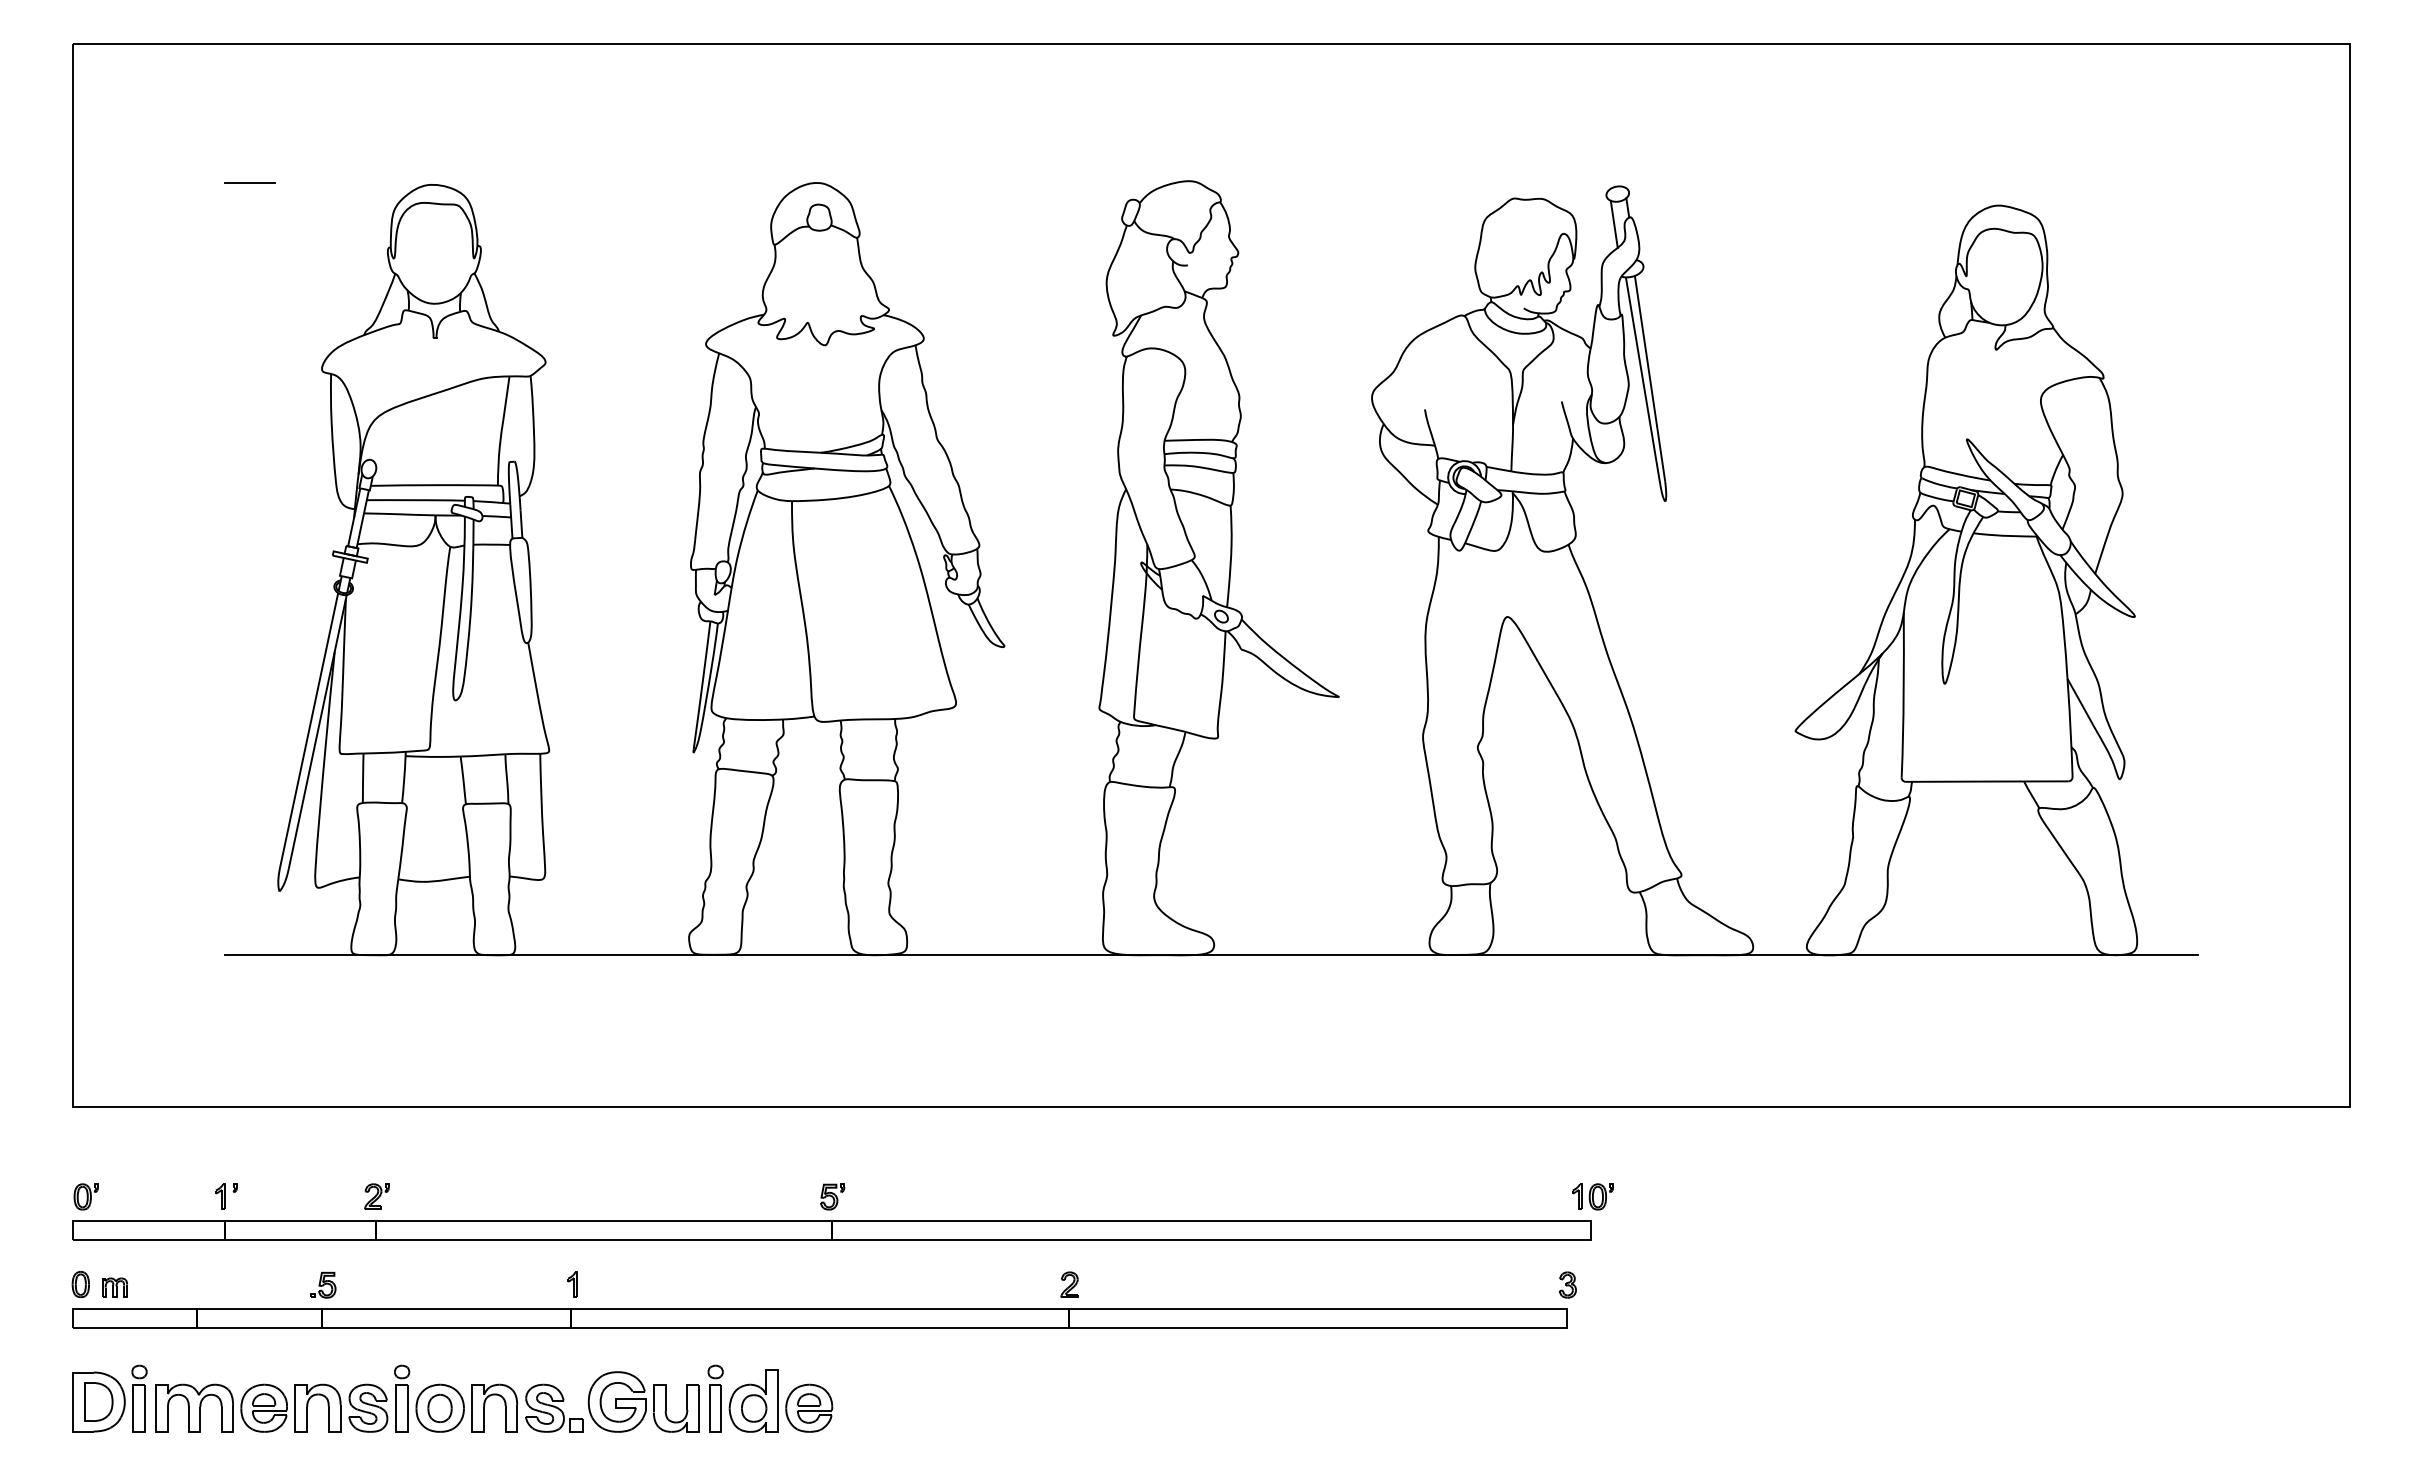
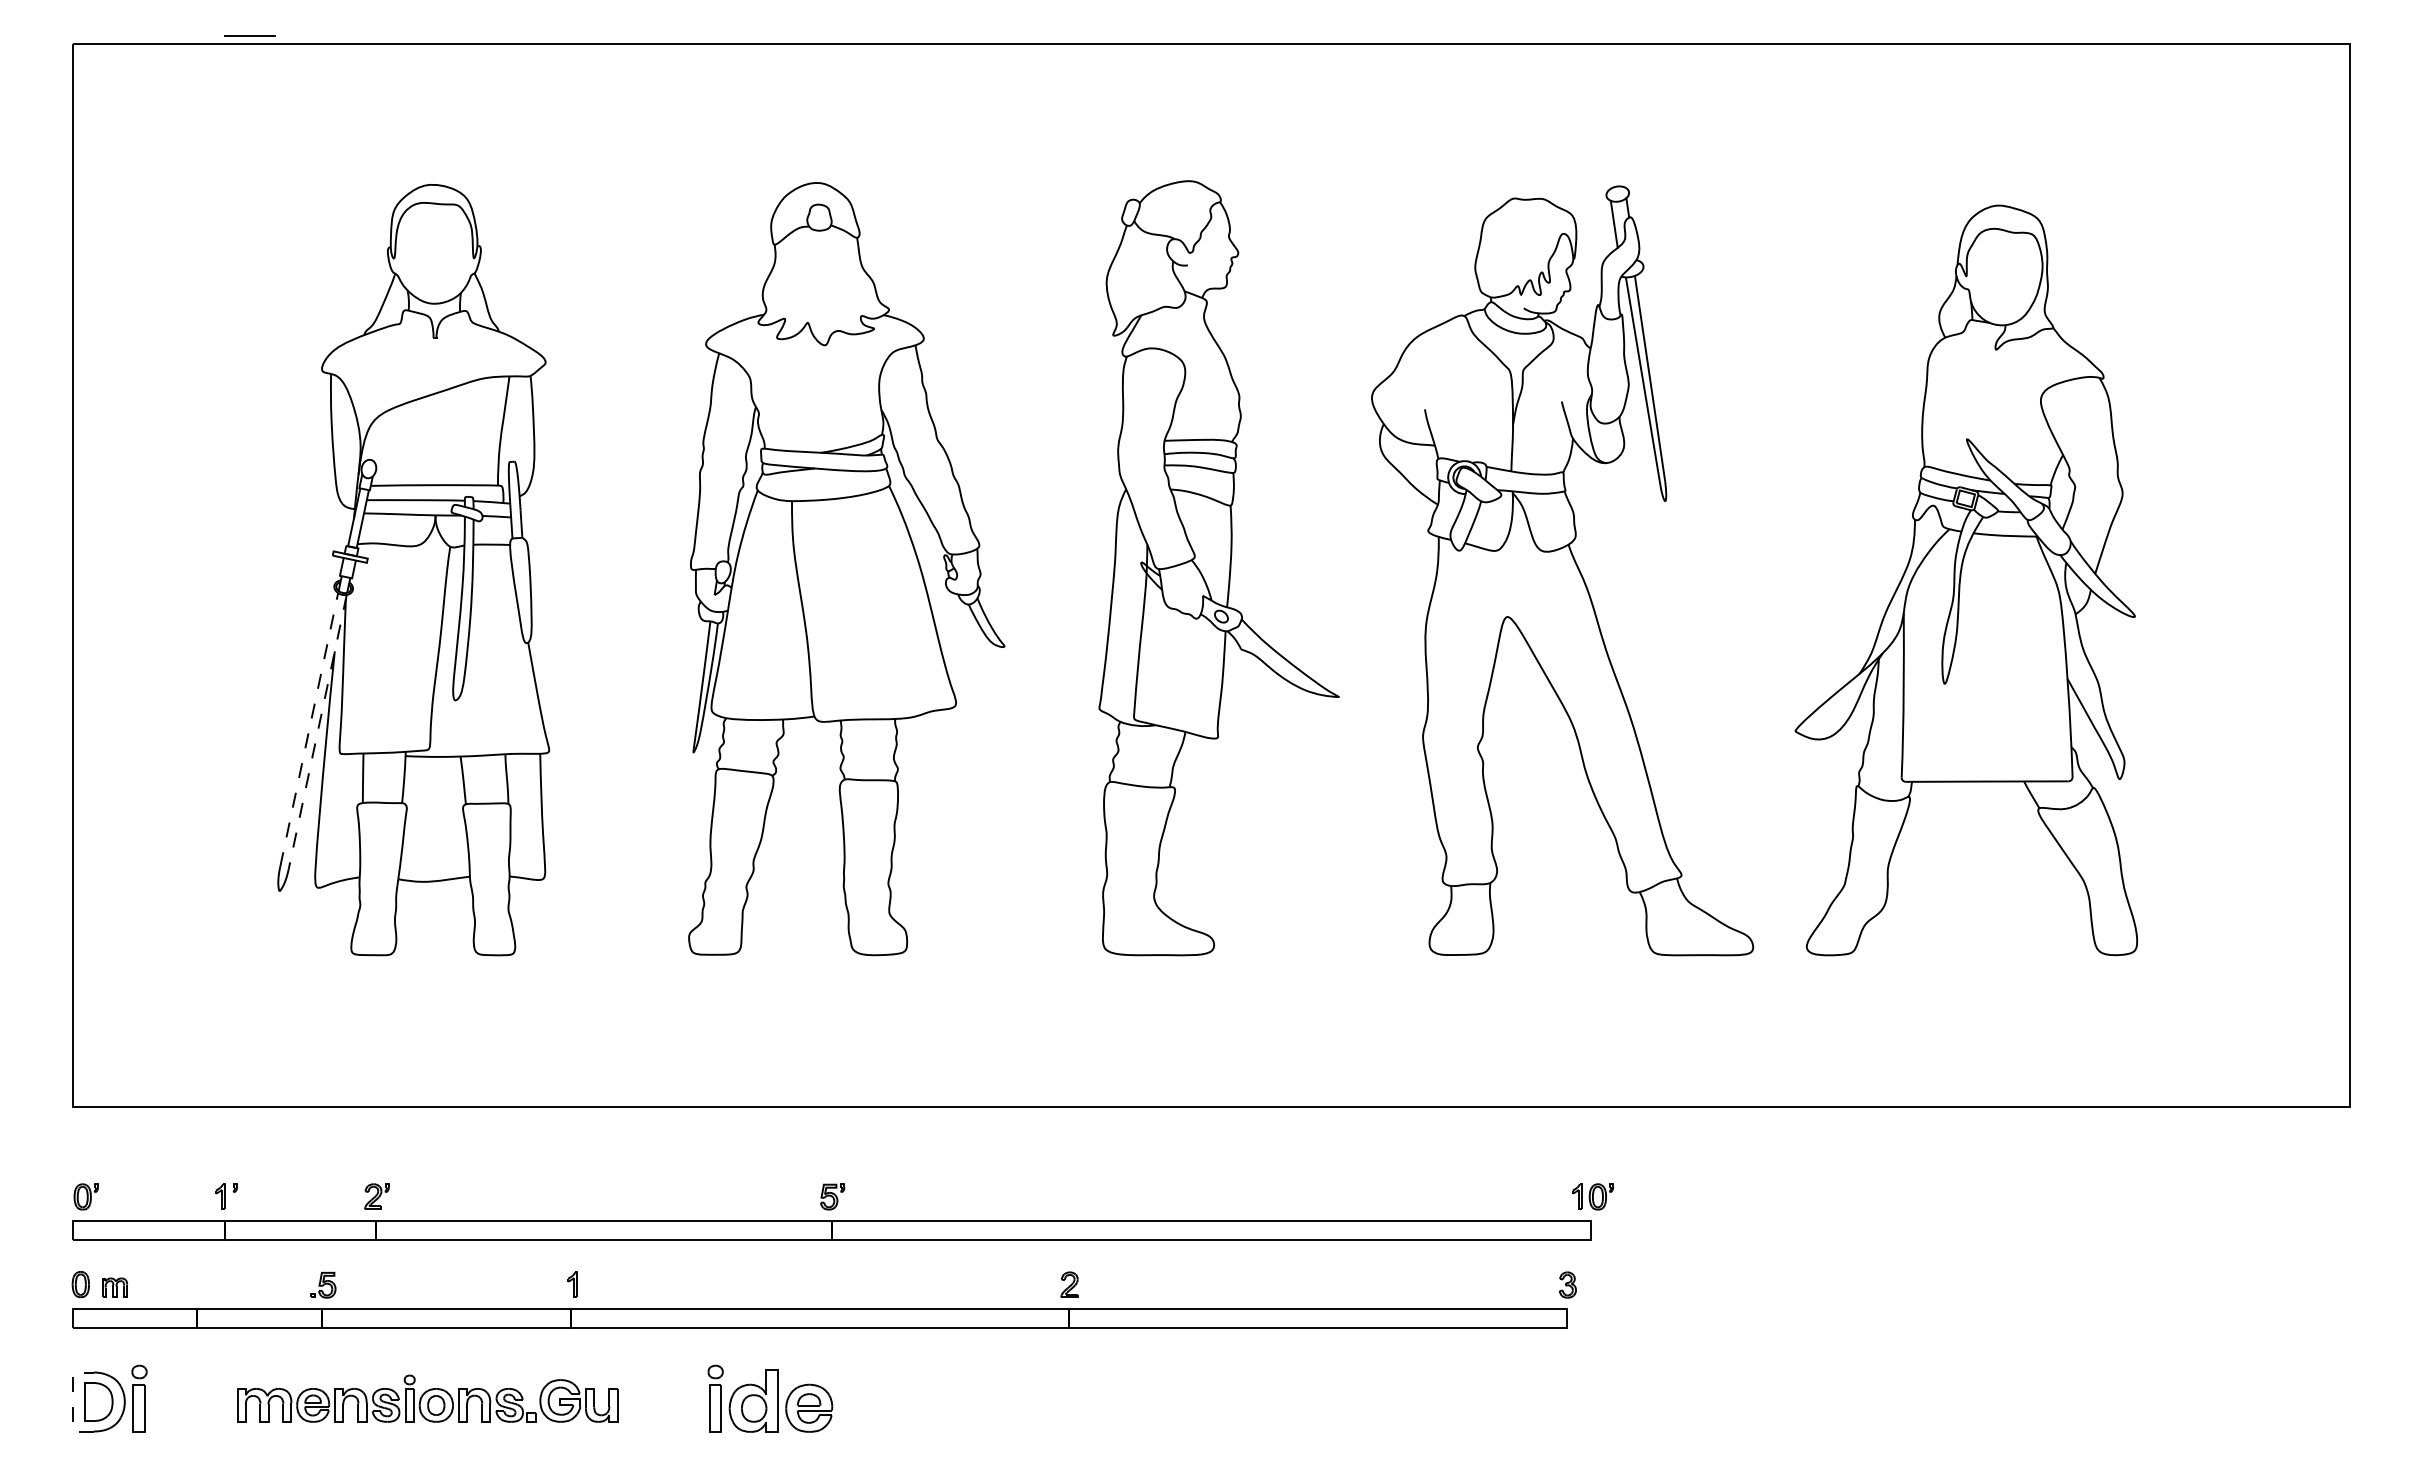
line position: (249, 182) -> (249, 35) (249, 35)
line: solid -> dashed (309, 729)
line: solid -> dashed (317, 732)
line: present -> none (1211, 955)
part size: 545x69 px -> 382x49 px (427, 1398)
line: solid -> dashed (72, 1401)
